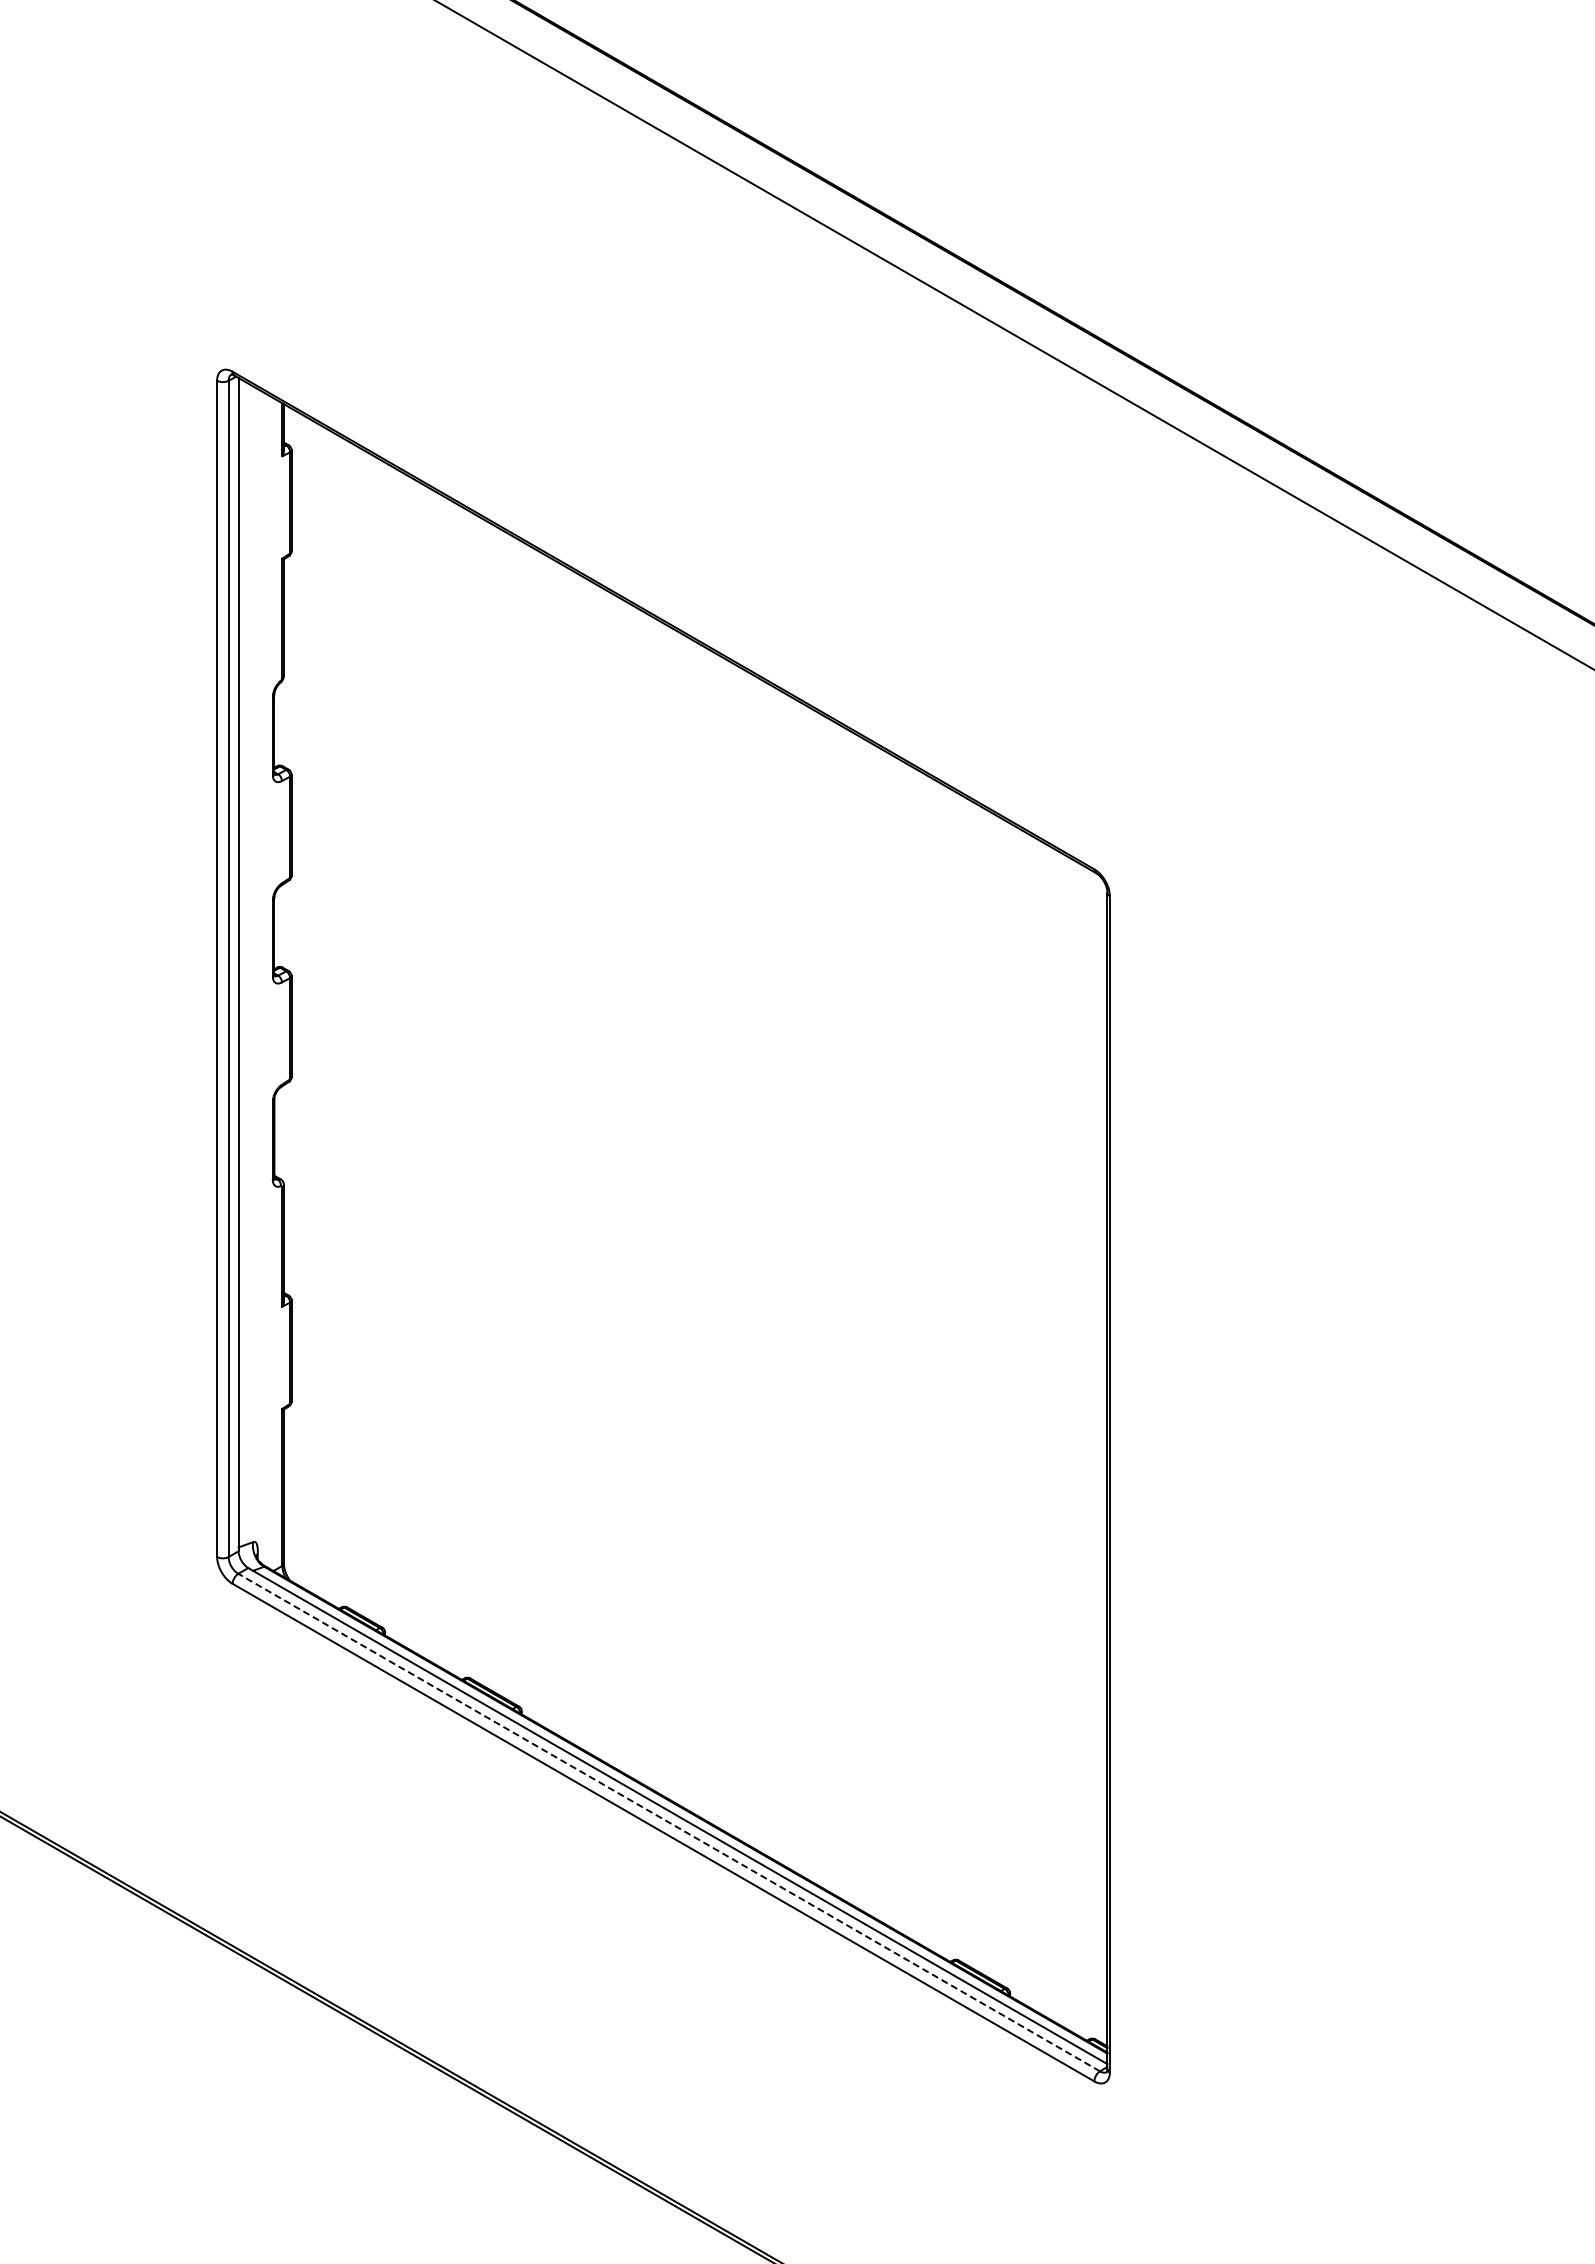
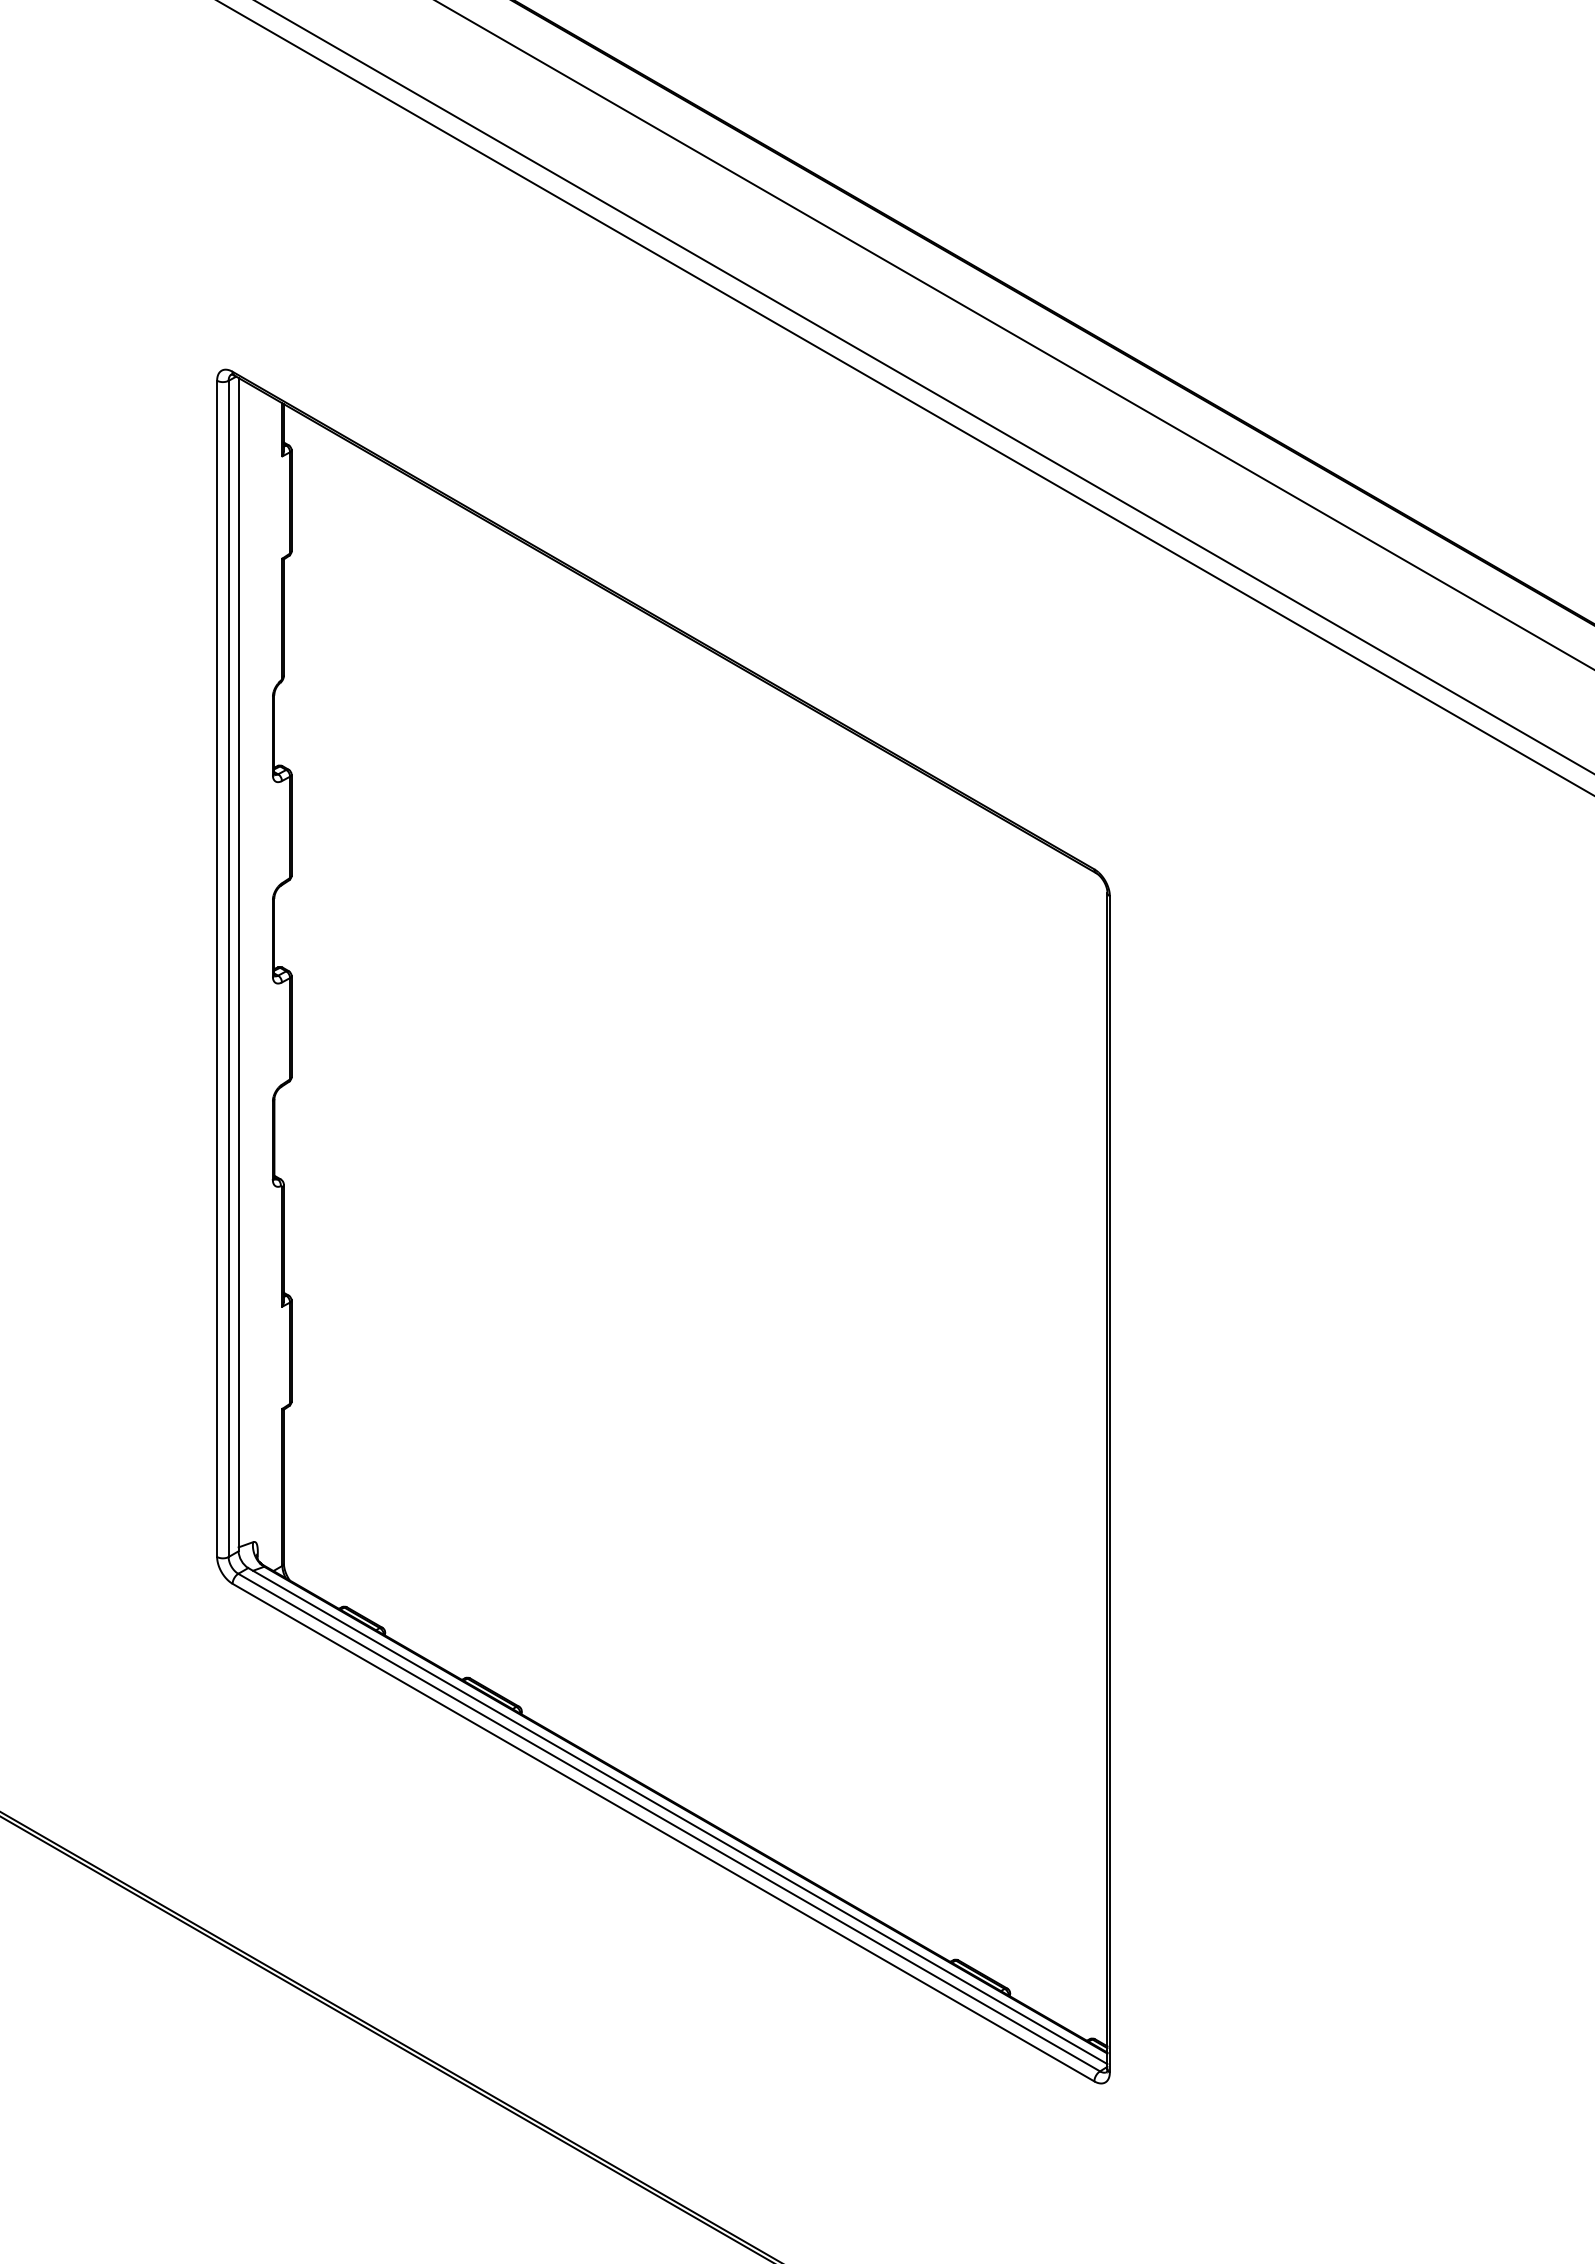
line: none -> present (924, 387)
line: none -> present (905, 398)
line: dashed -> solid (669, 1822)
